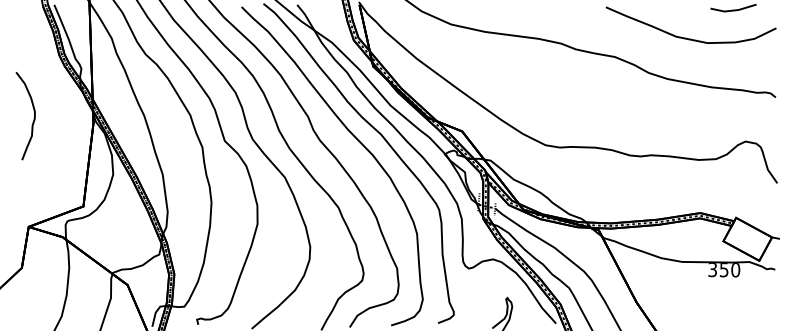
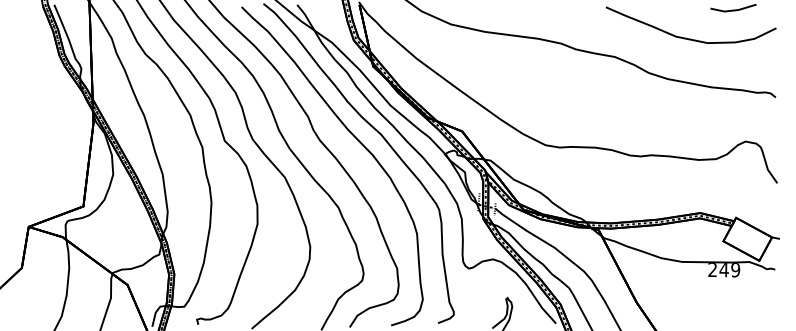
curve: present -> none (33, 118)
text: 350 -> 249 (723, 270)
